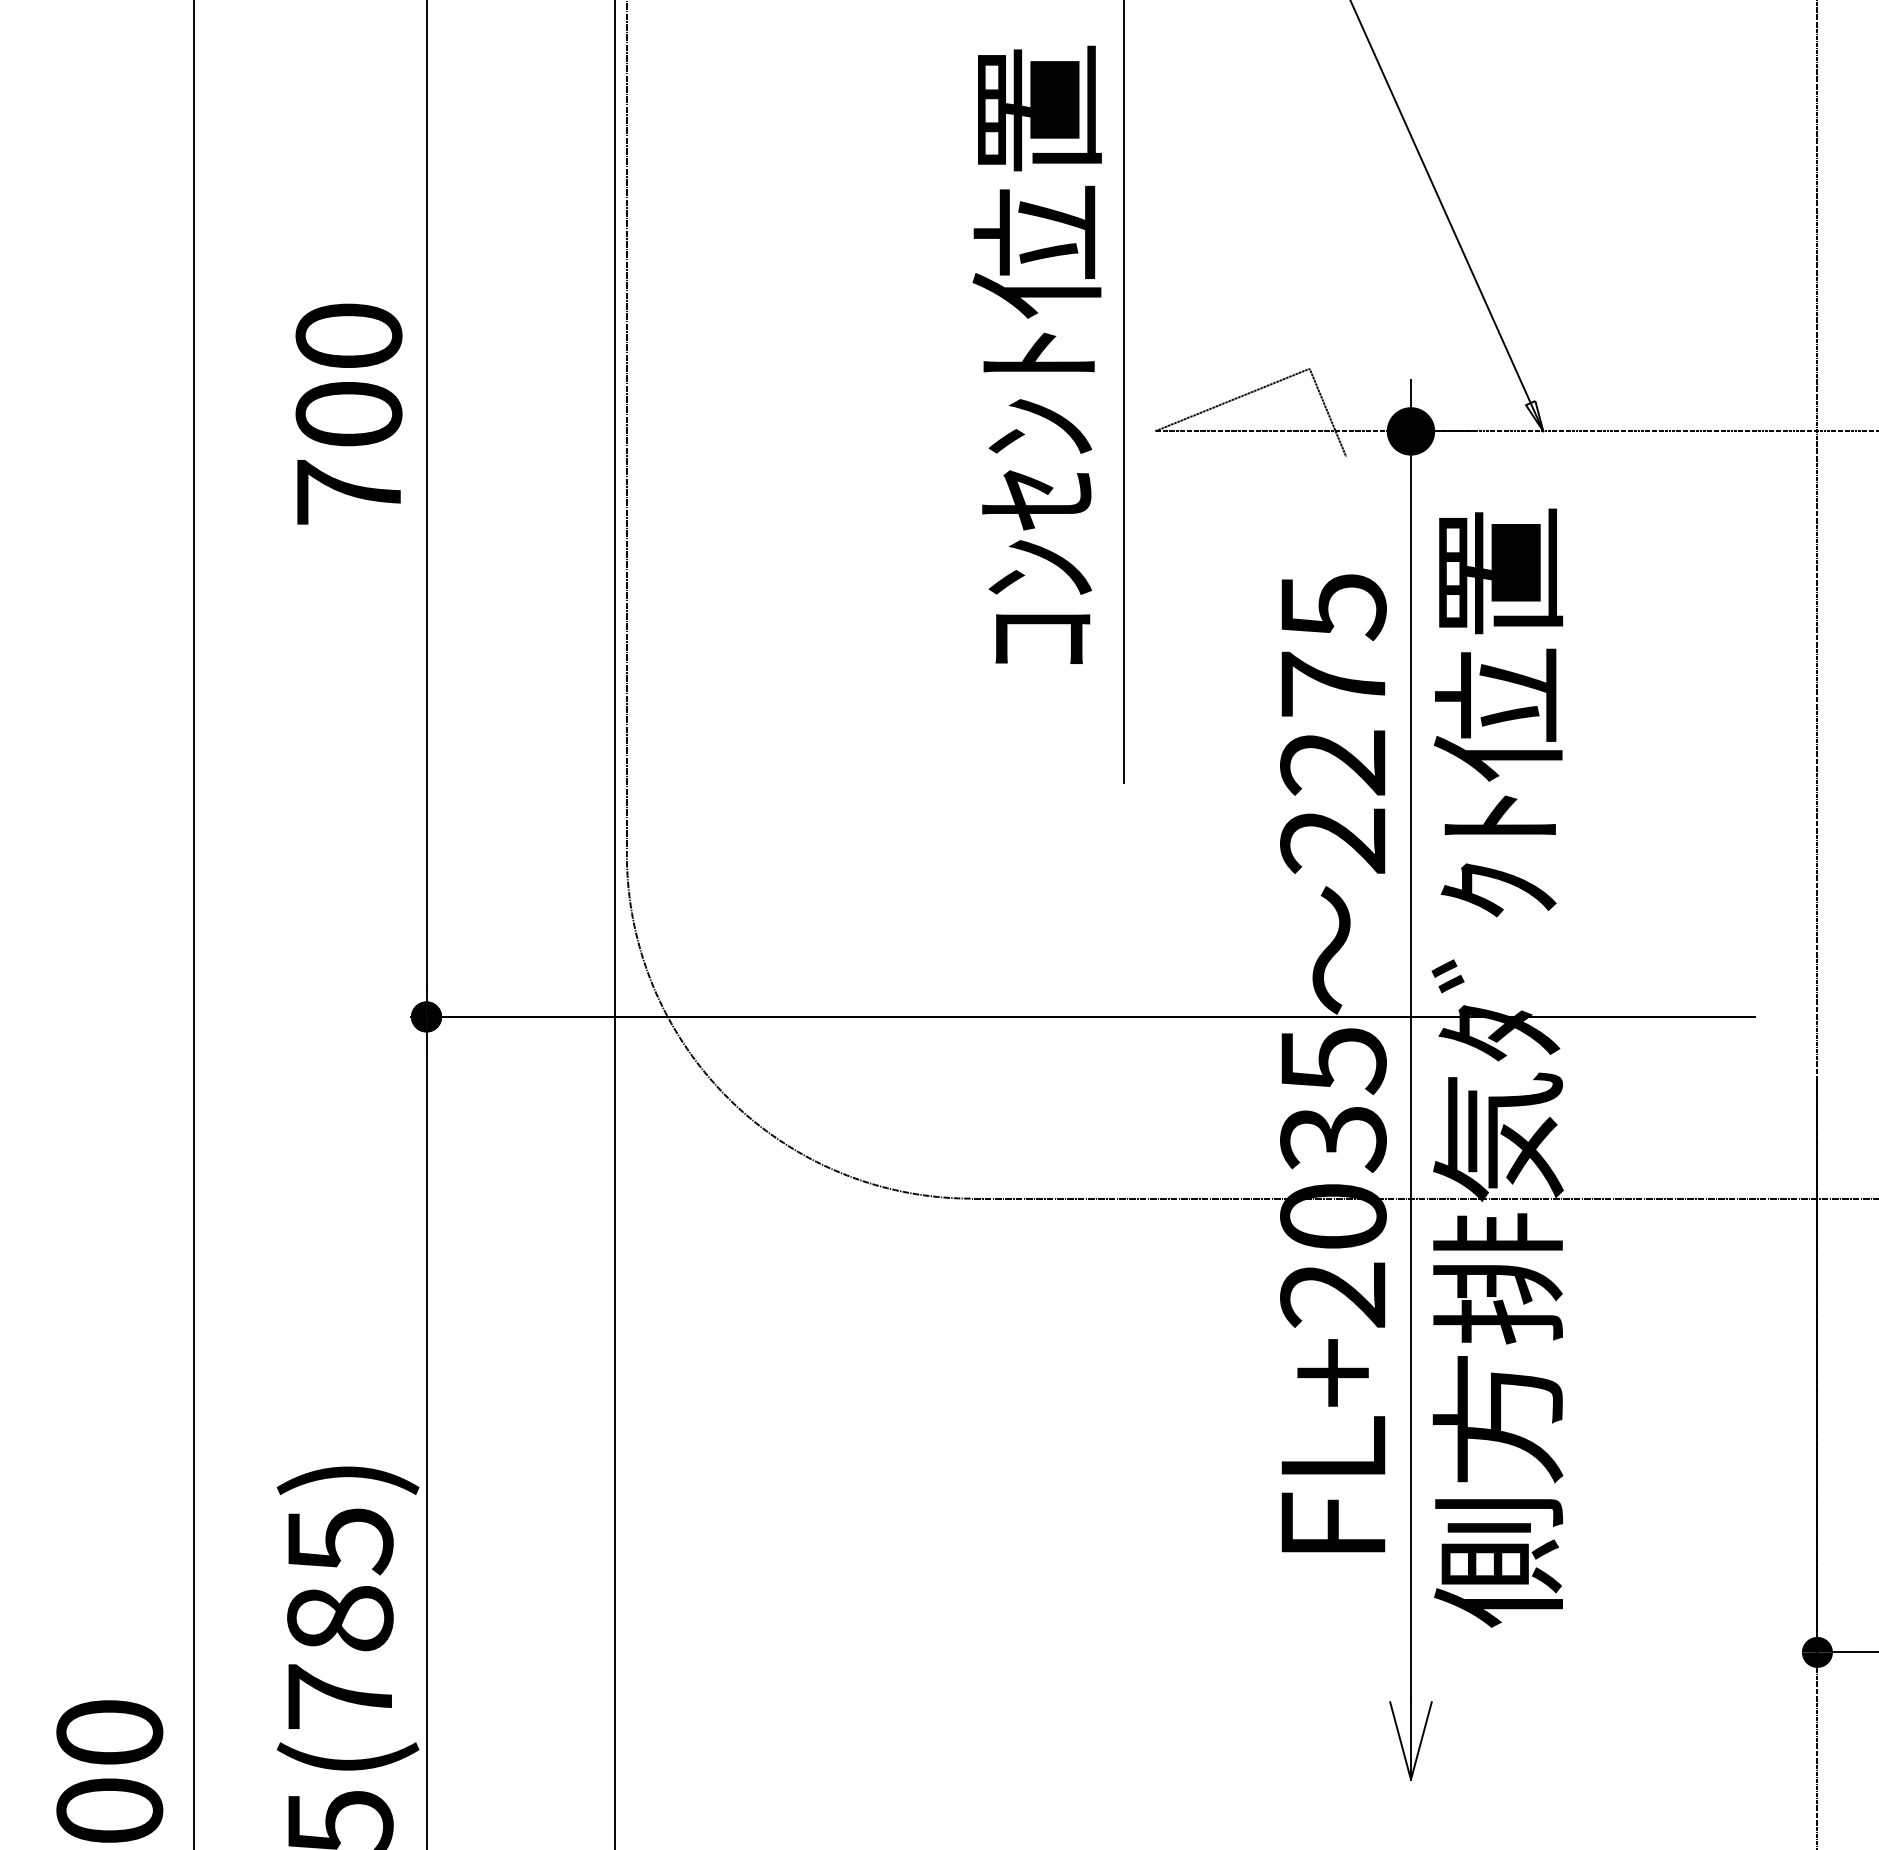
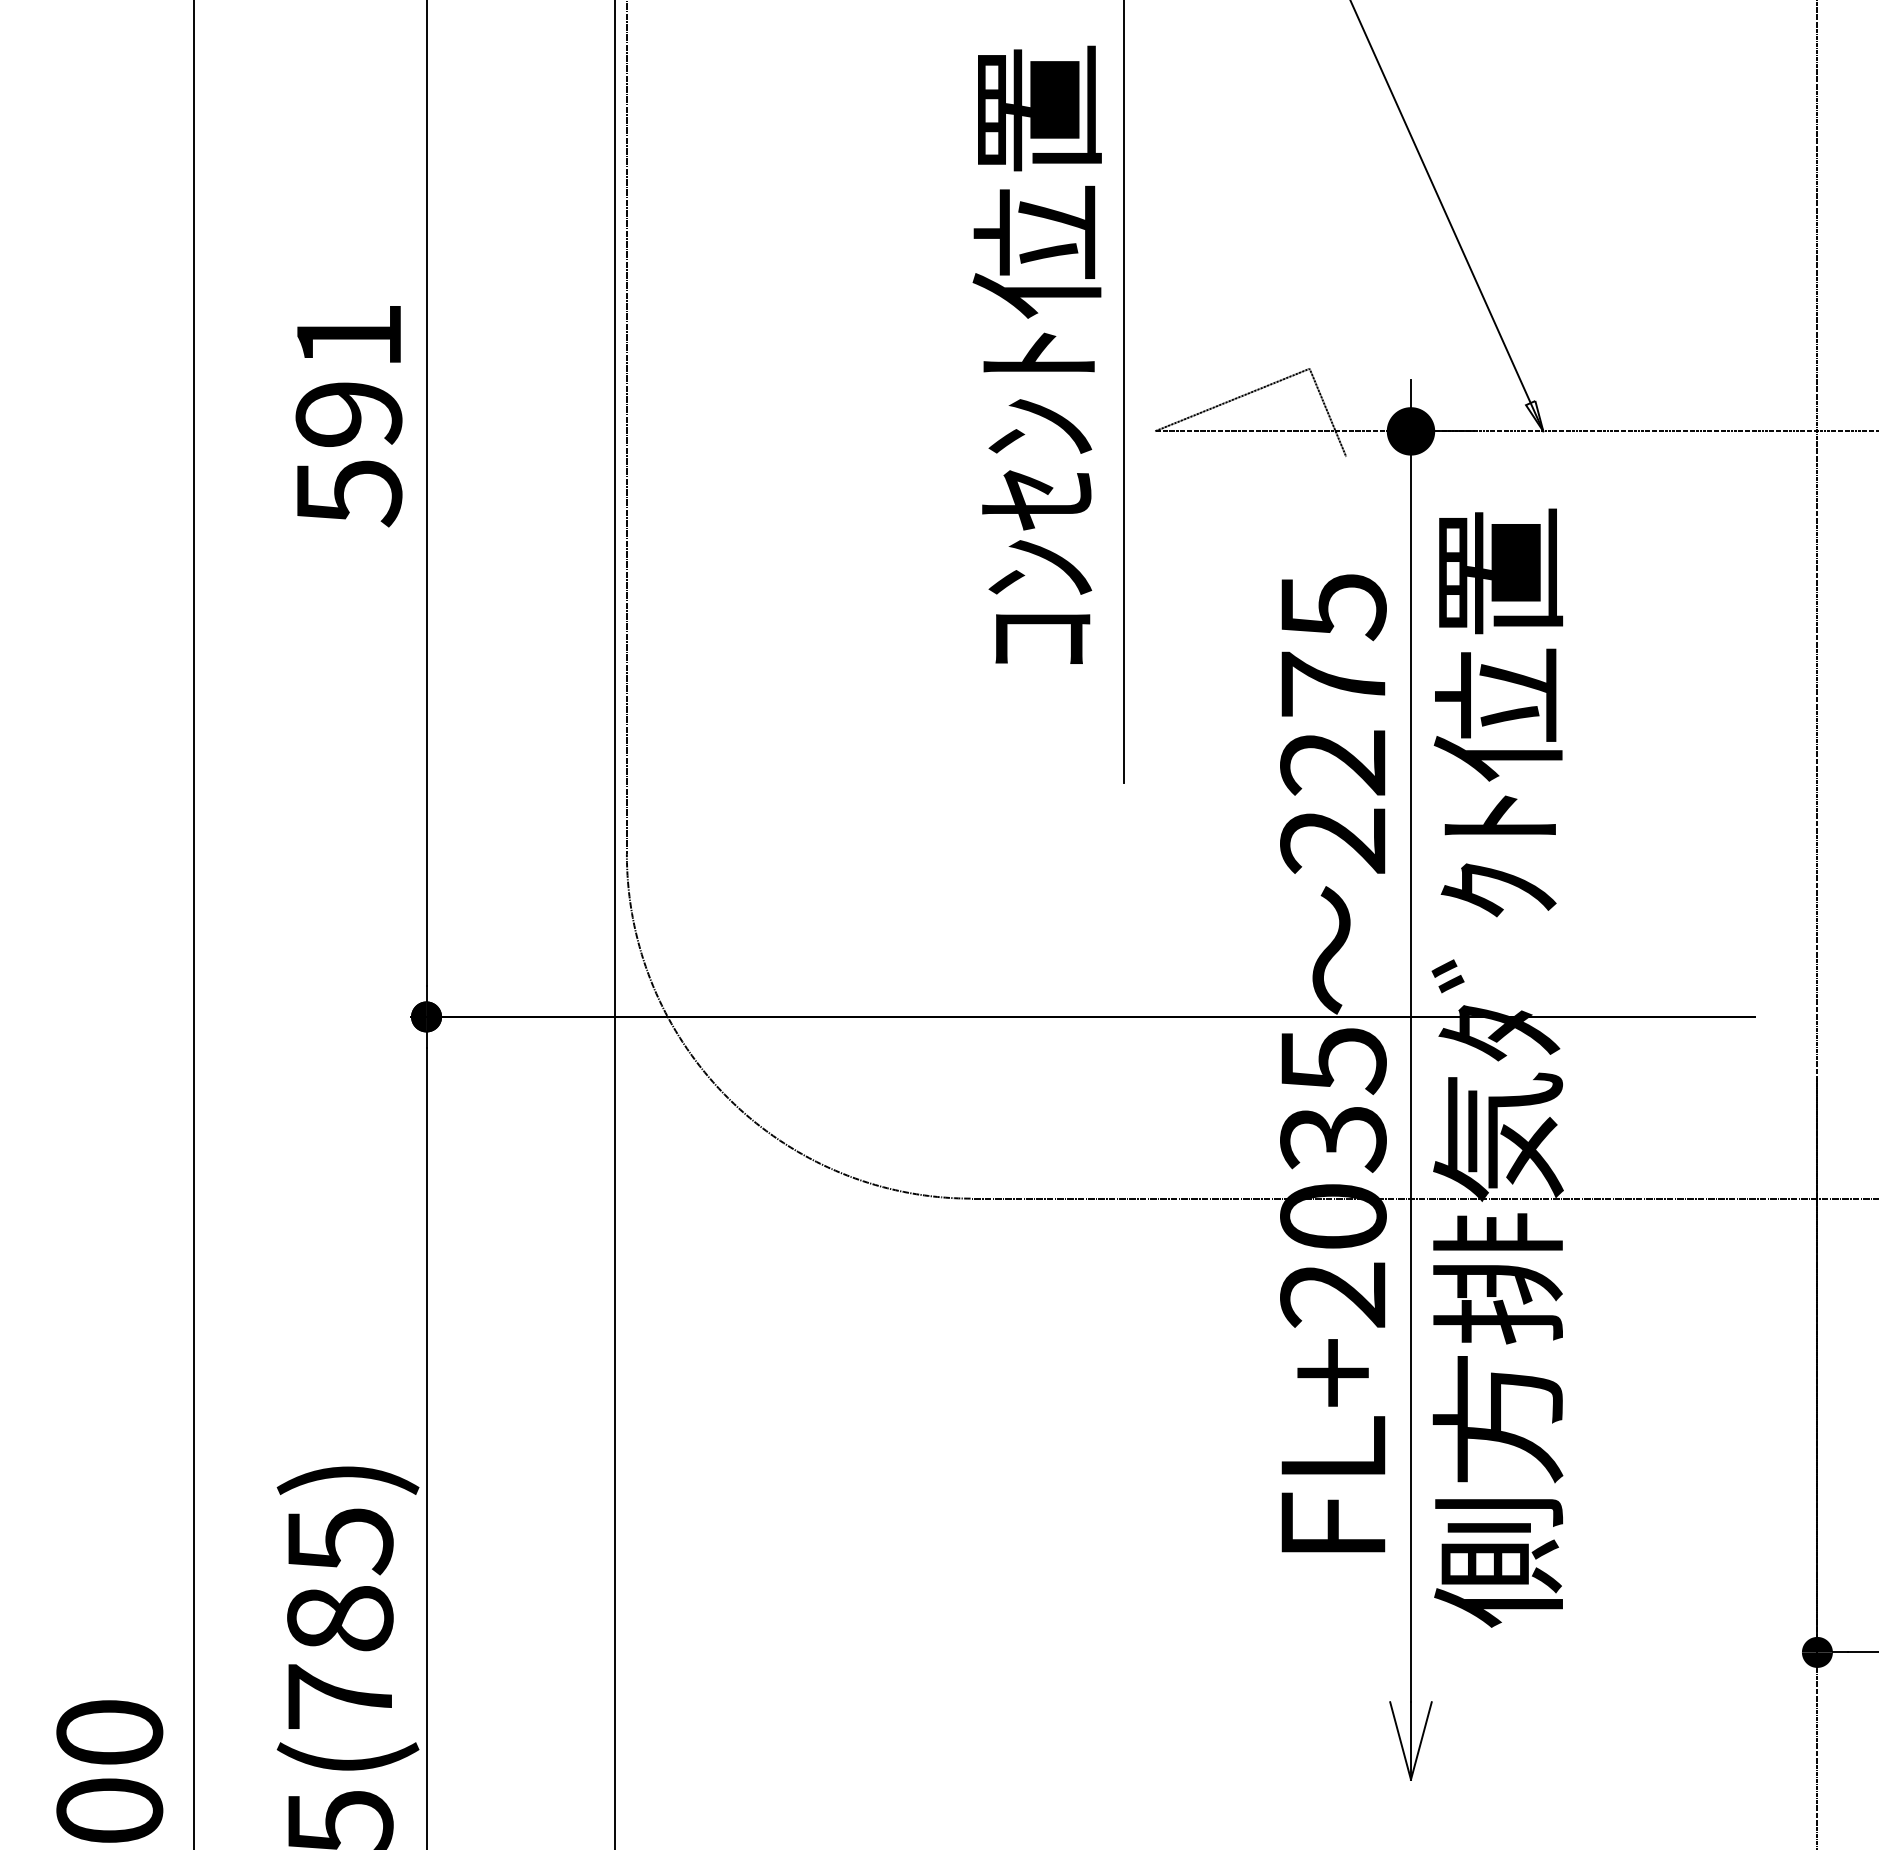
text: 700 -> 591 (348, 415)
